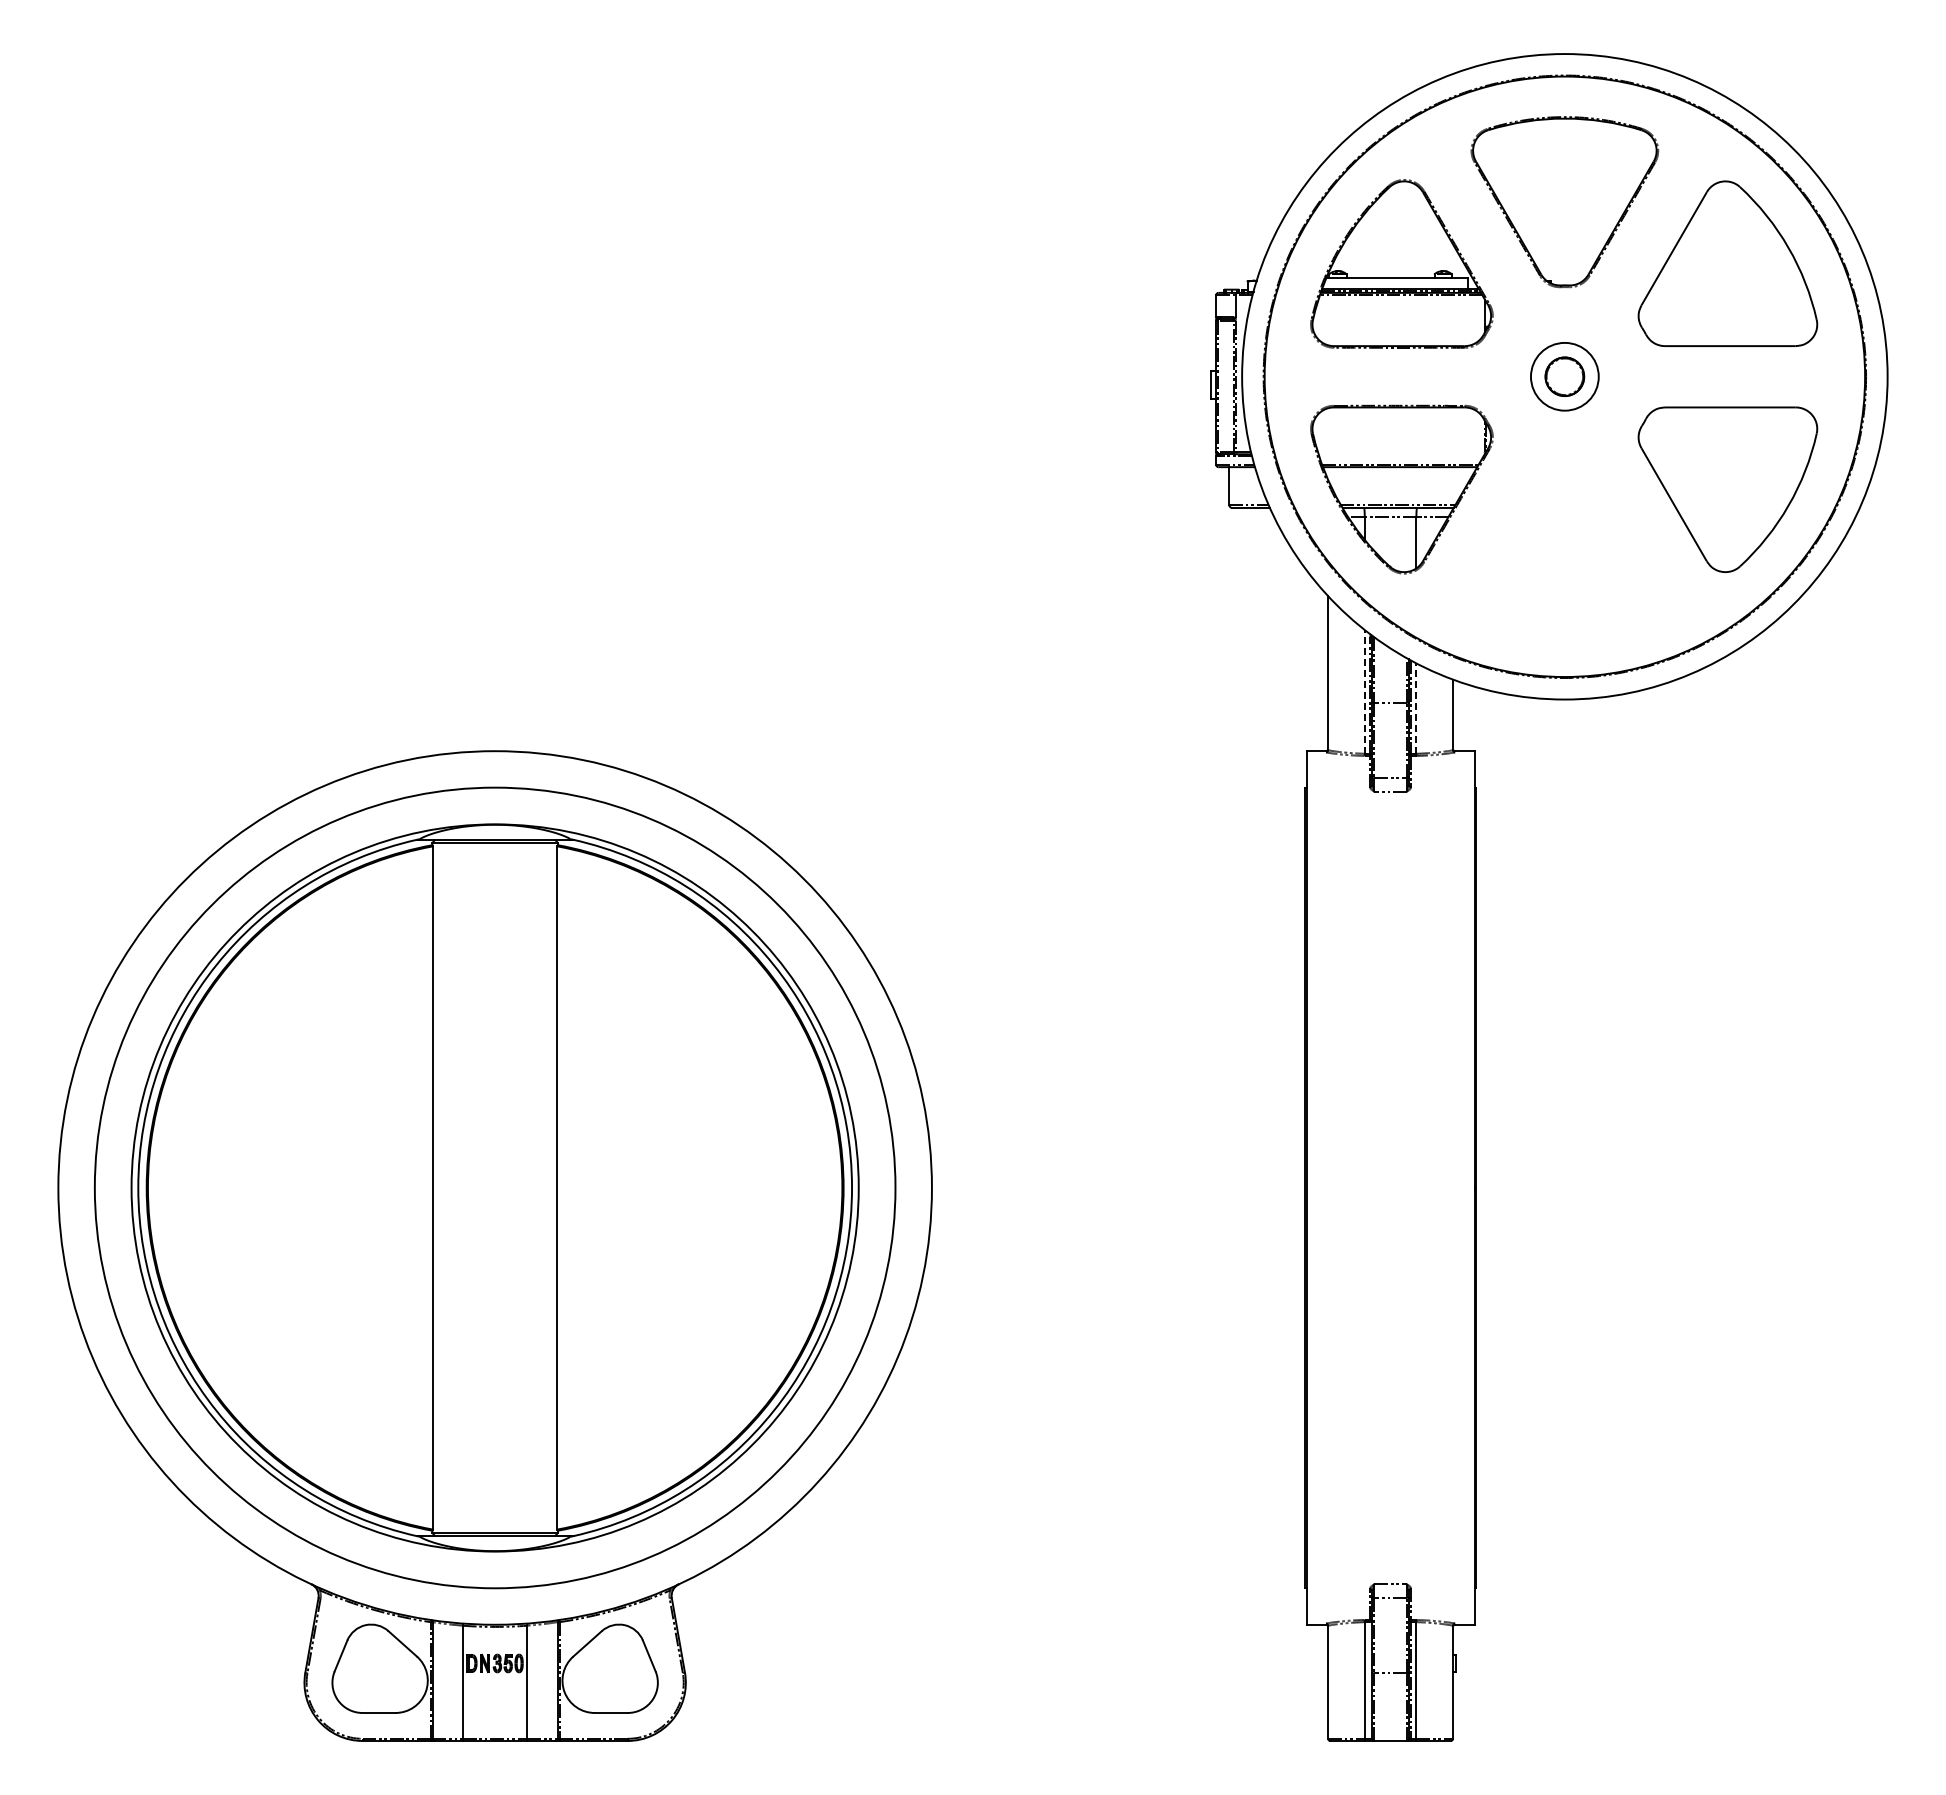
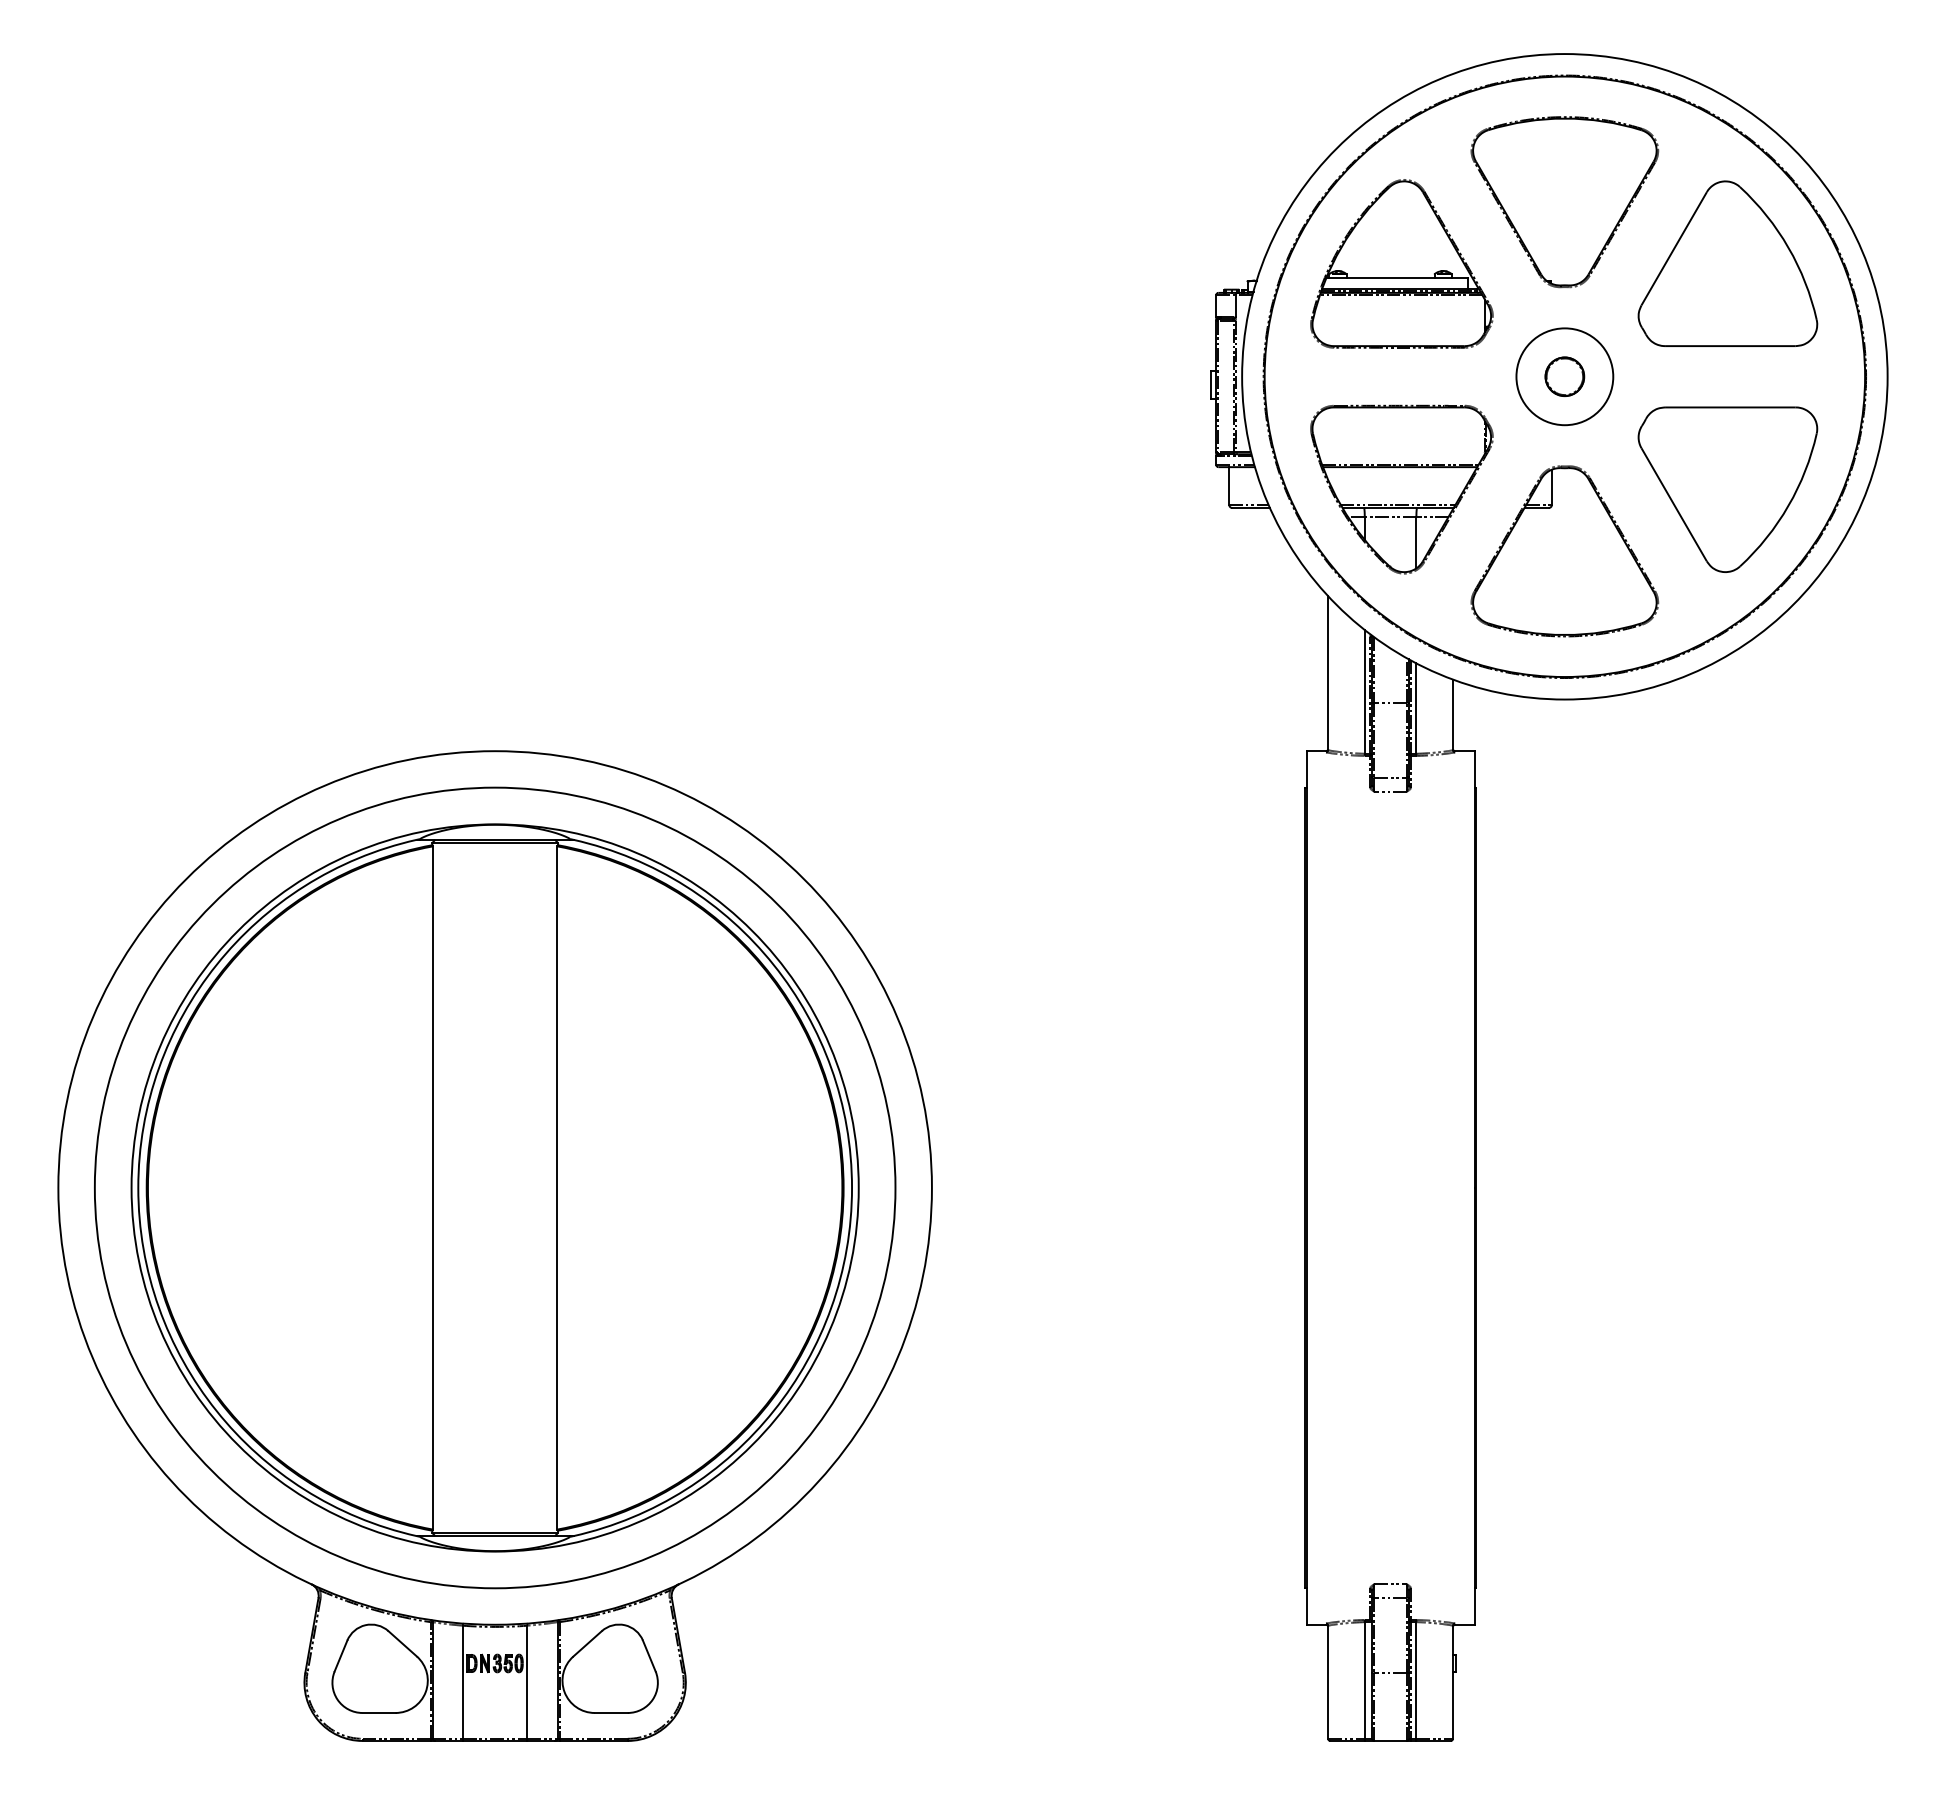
circle diameter: 68 px -> 97 px (1564, 376)
part: none -> present (1564, 551)
line: dashed -> solid (1364, 691)
line: dashed -> solid (1416, 708)
